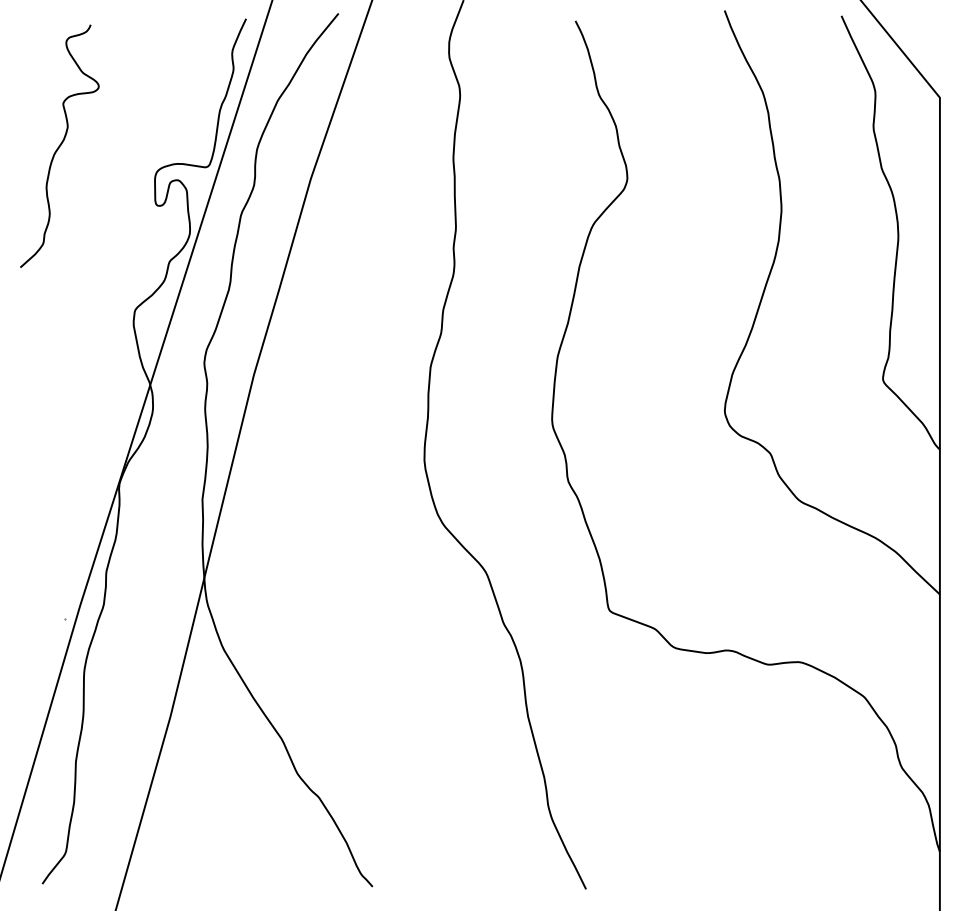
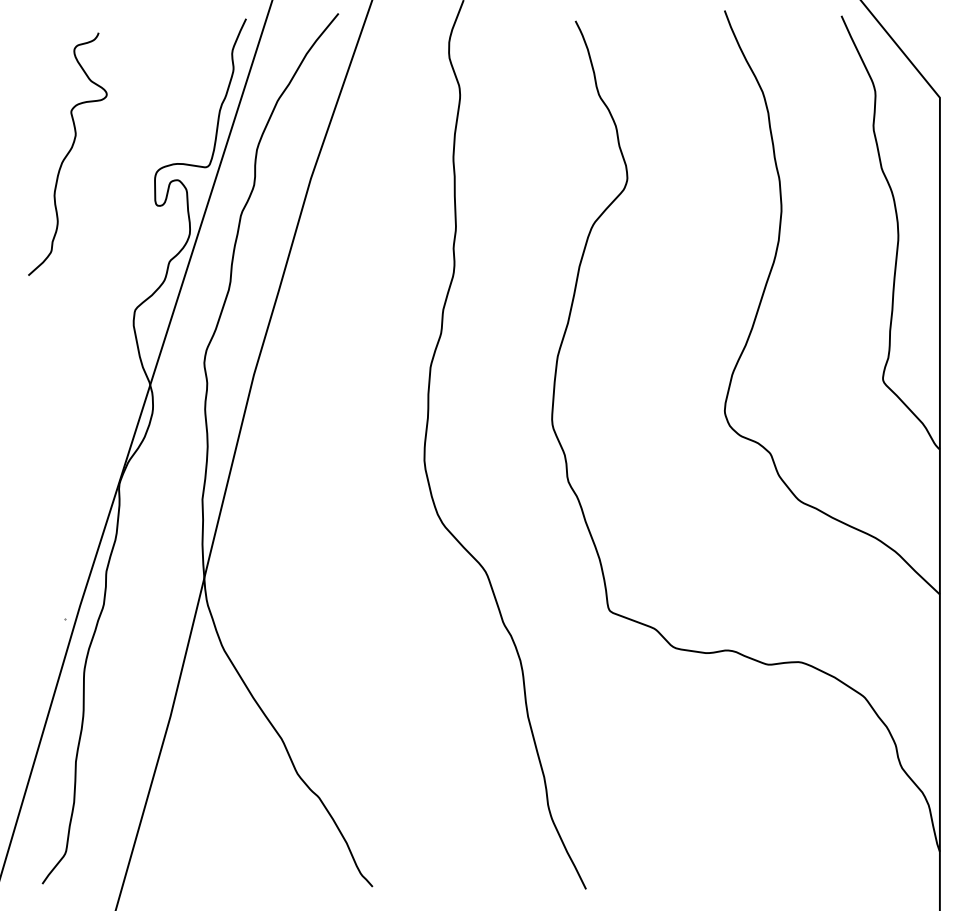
curve position: (59, 145) -> (67, 153) (67, 153)
